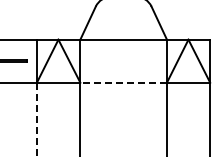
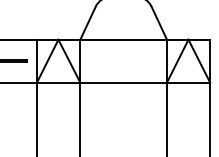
line: dashed -> solid (123, 82)
line: dashed -> solid (36, 119)
